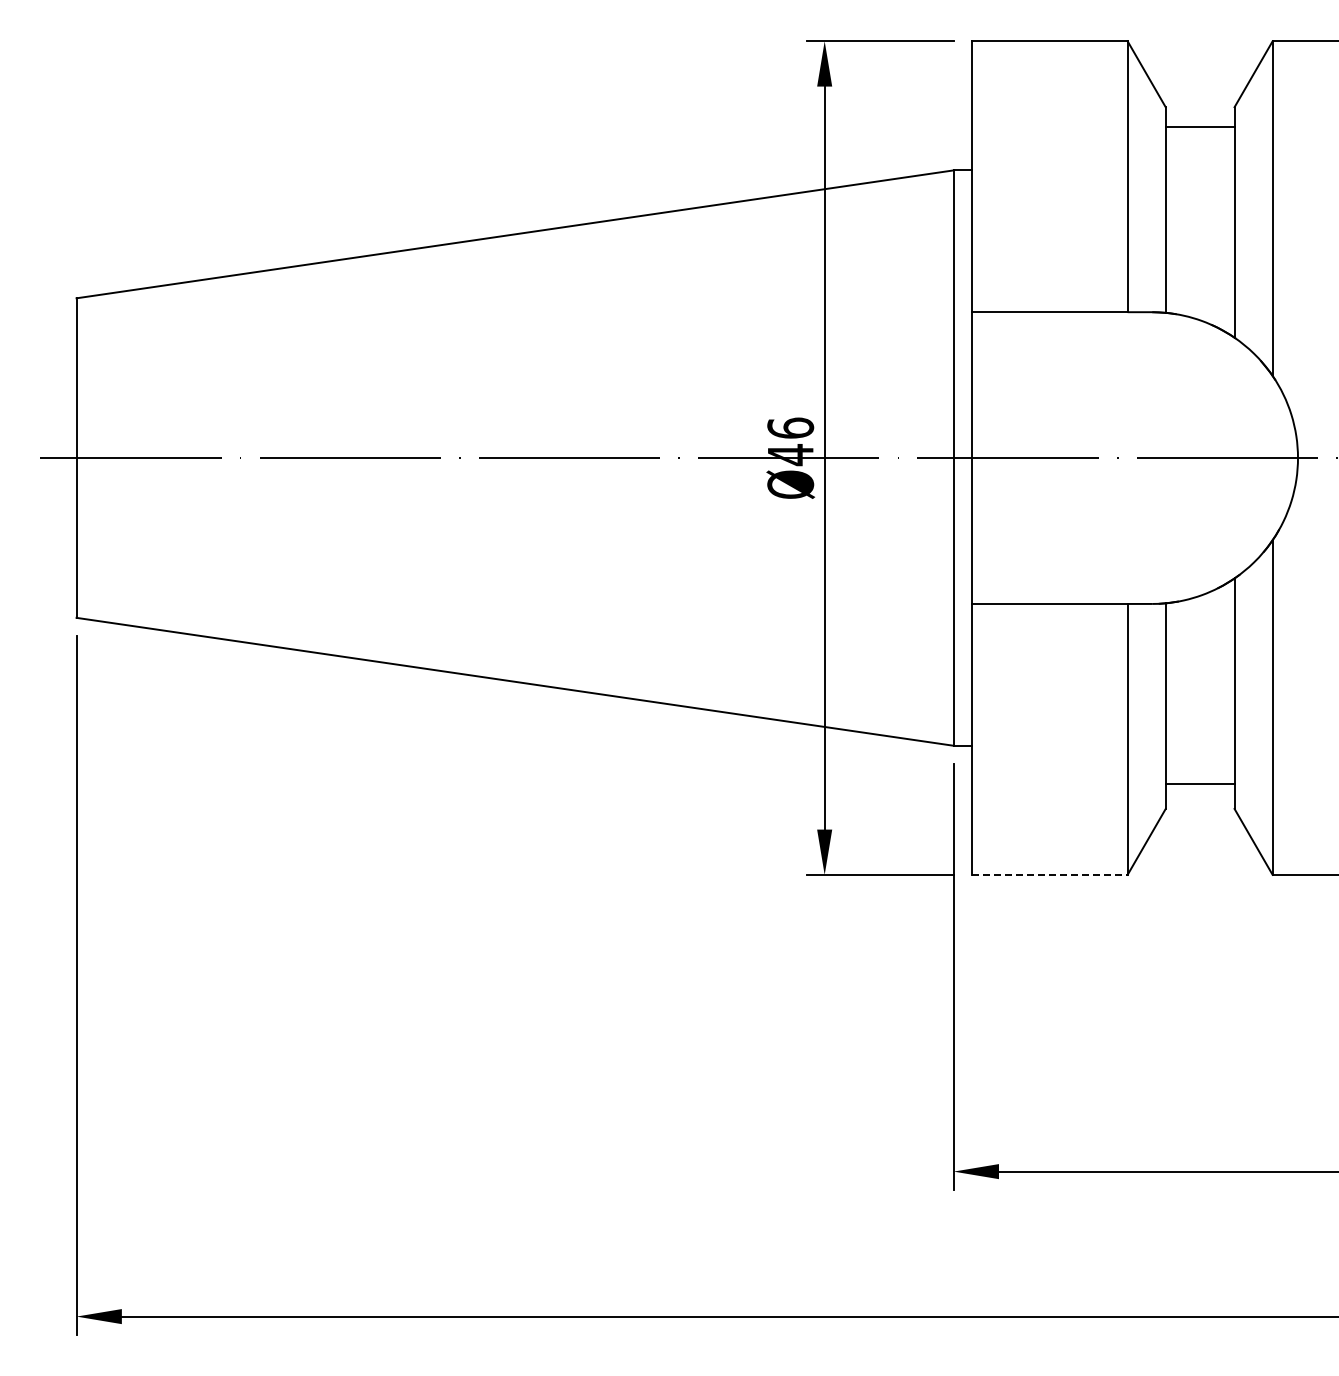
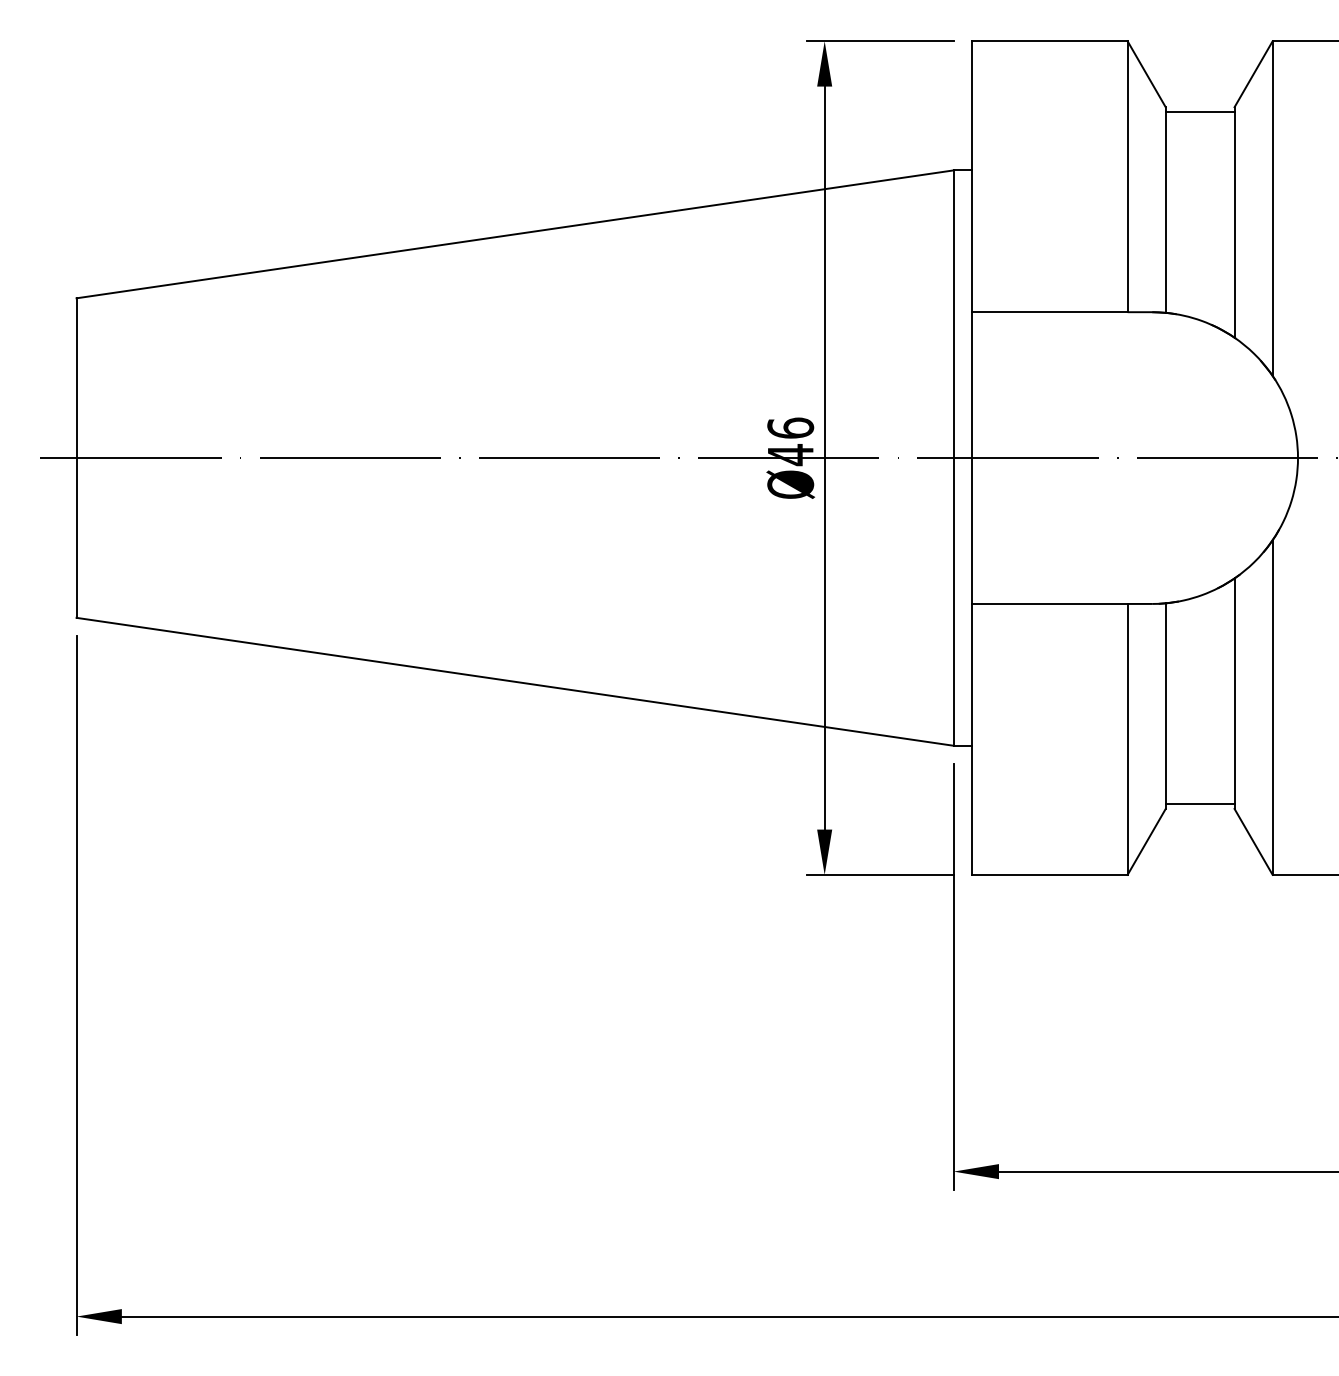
line position: (1199, 126) -> (1199, 111) (1199, 111)
line position: (1199, 784) -> (1199, 804) (1199, 804)
line: dashed -> solid (1049, 874)
